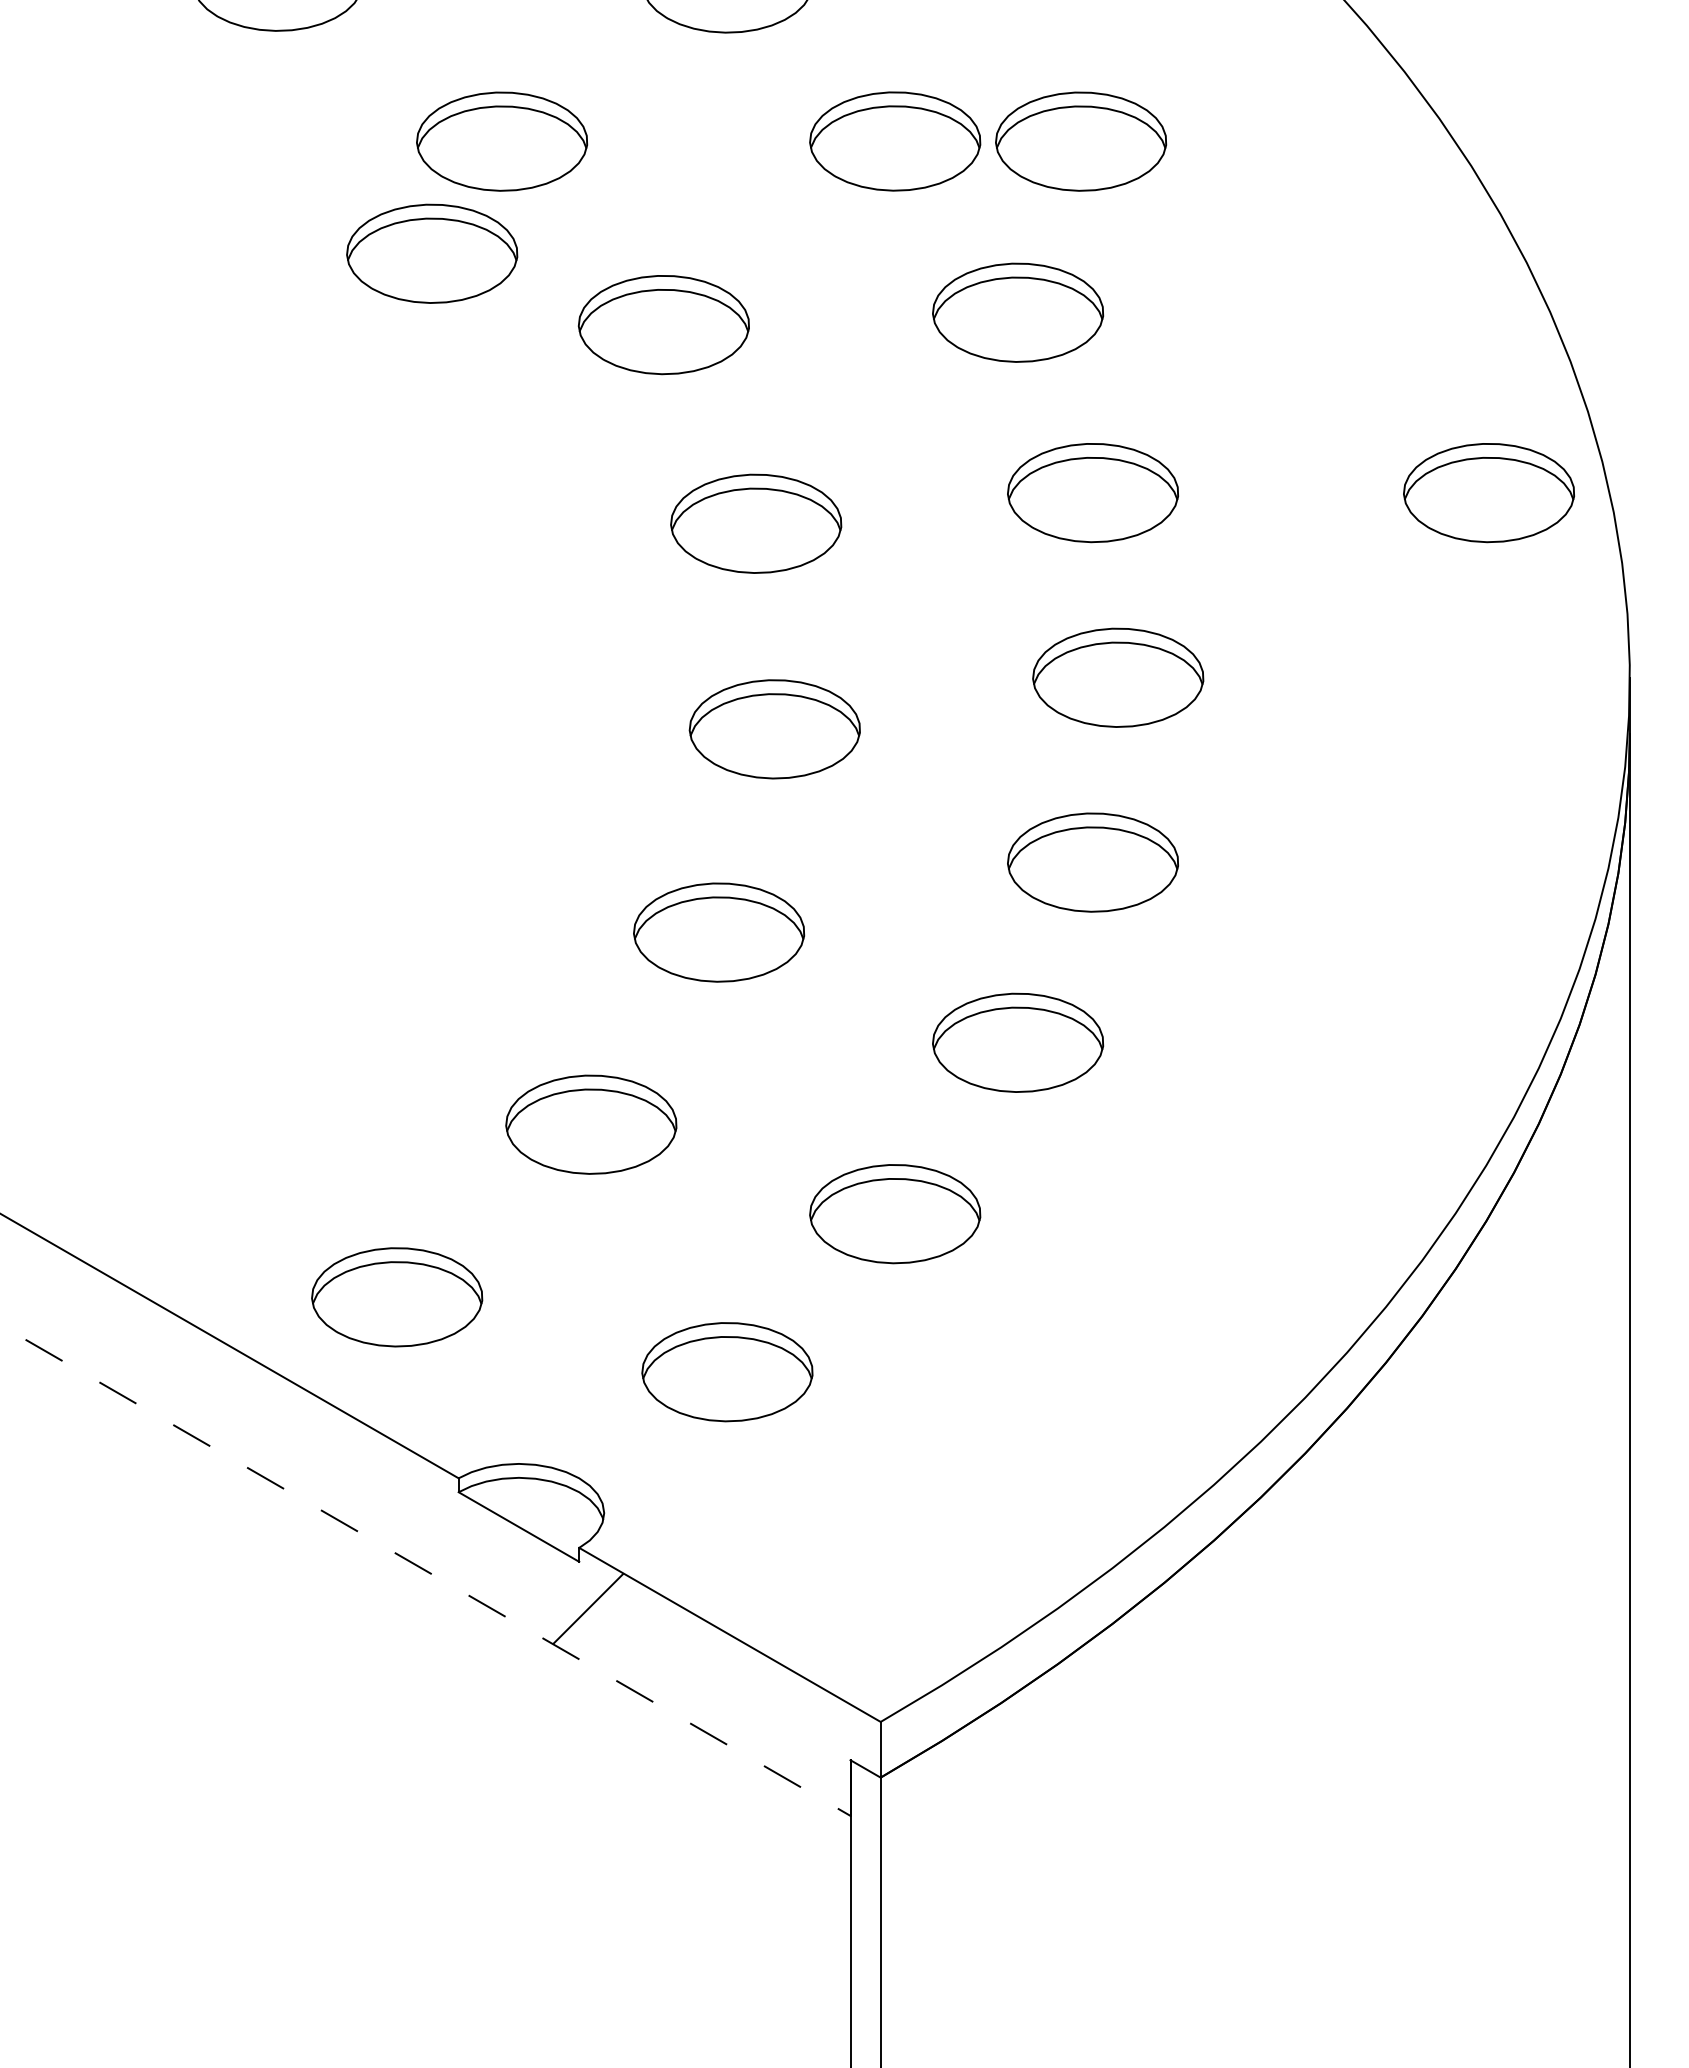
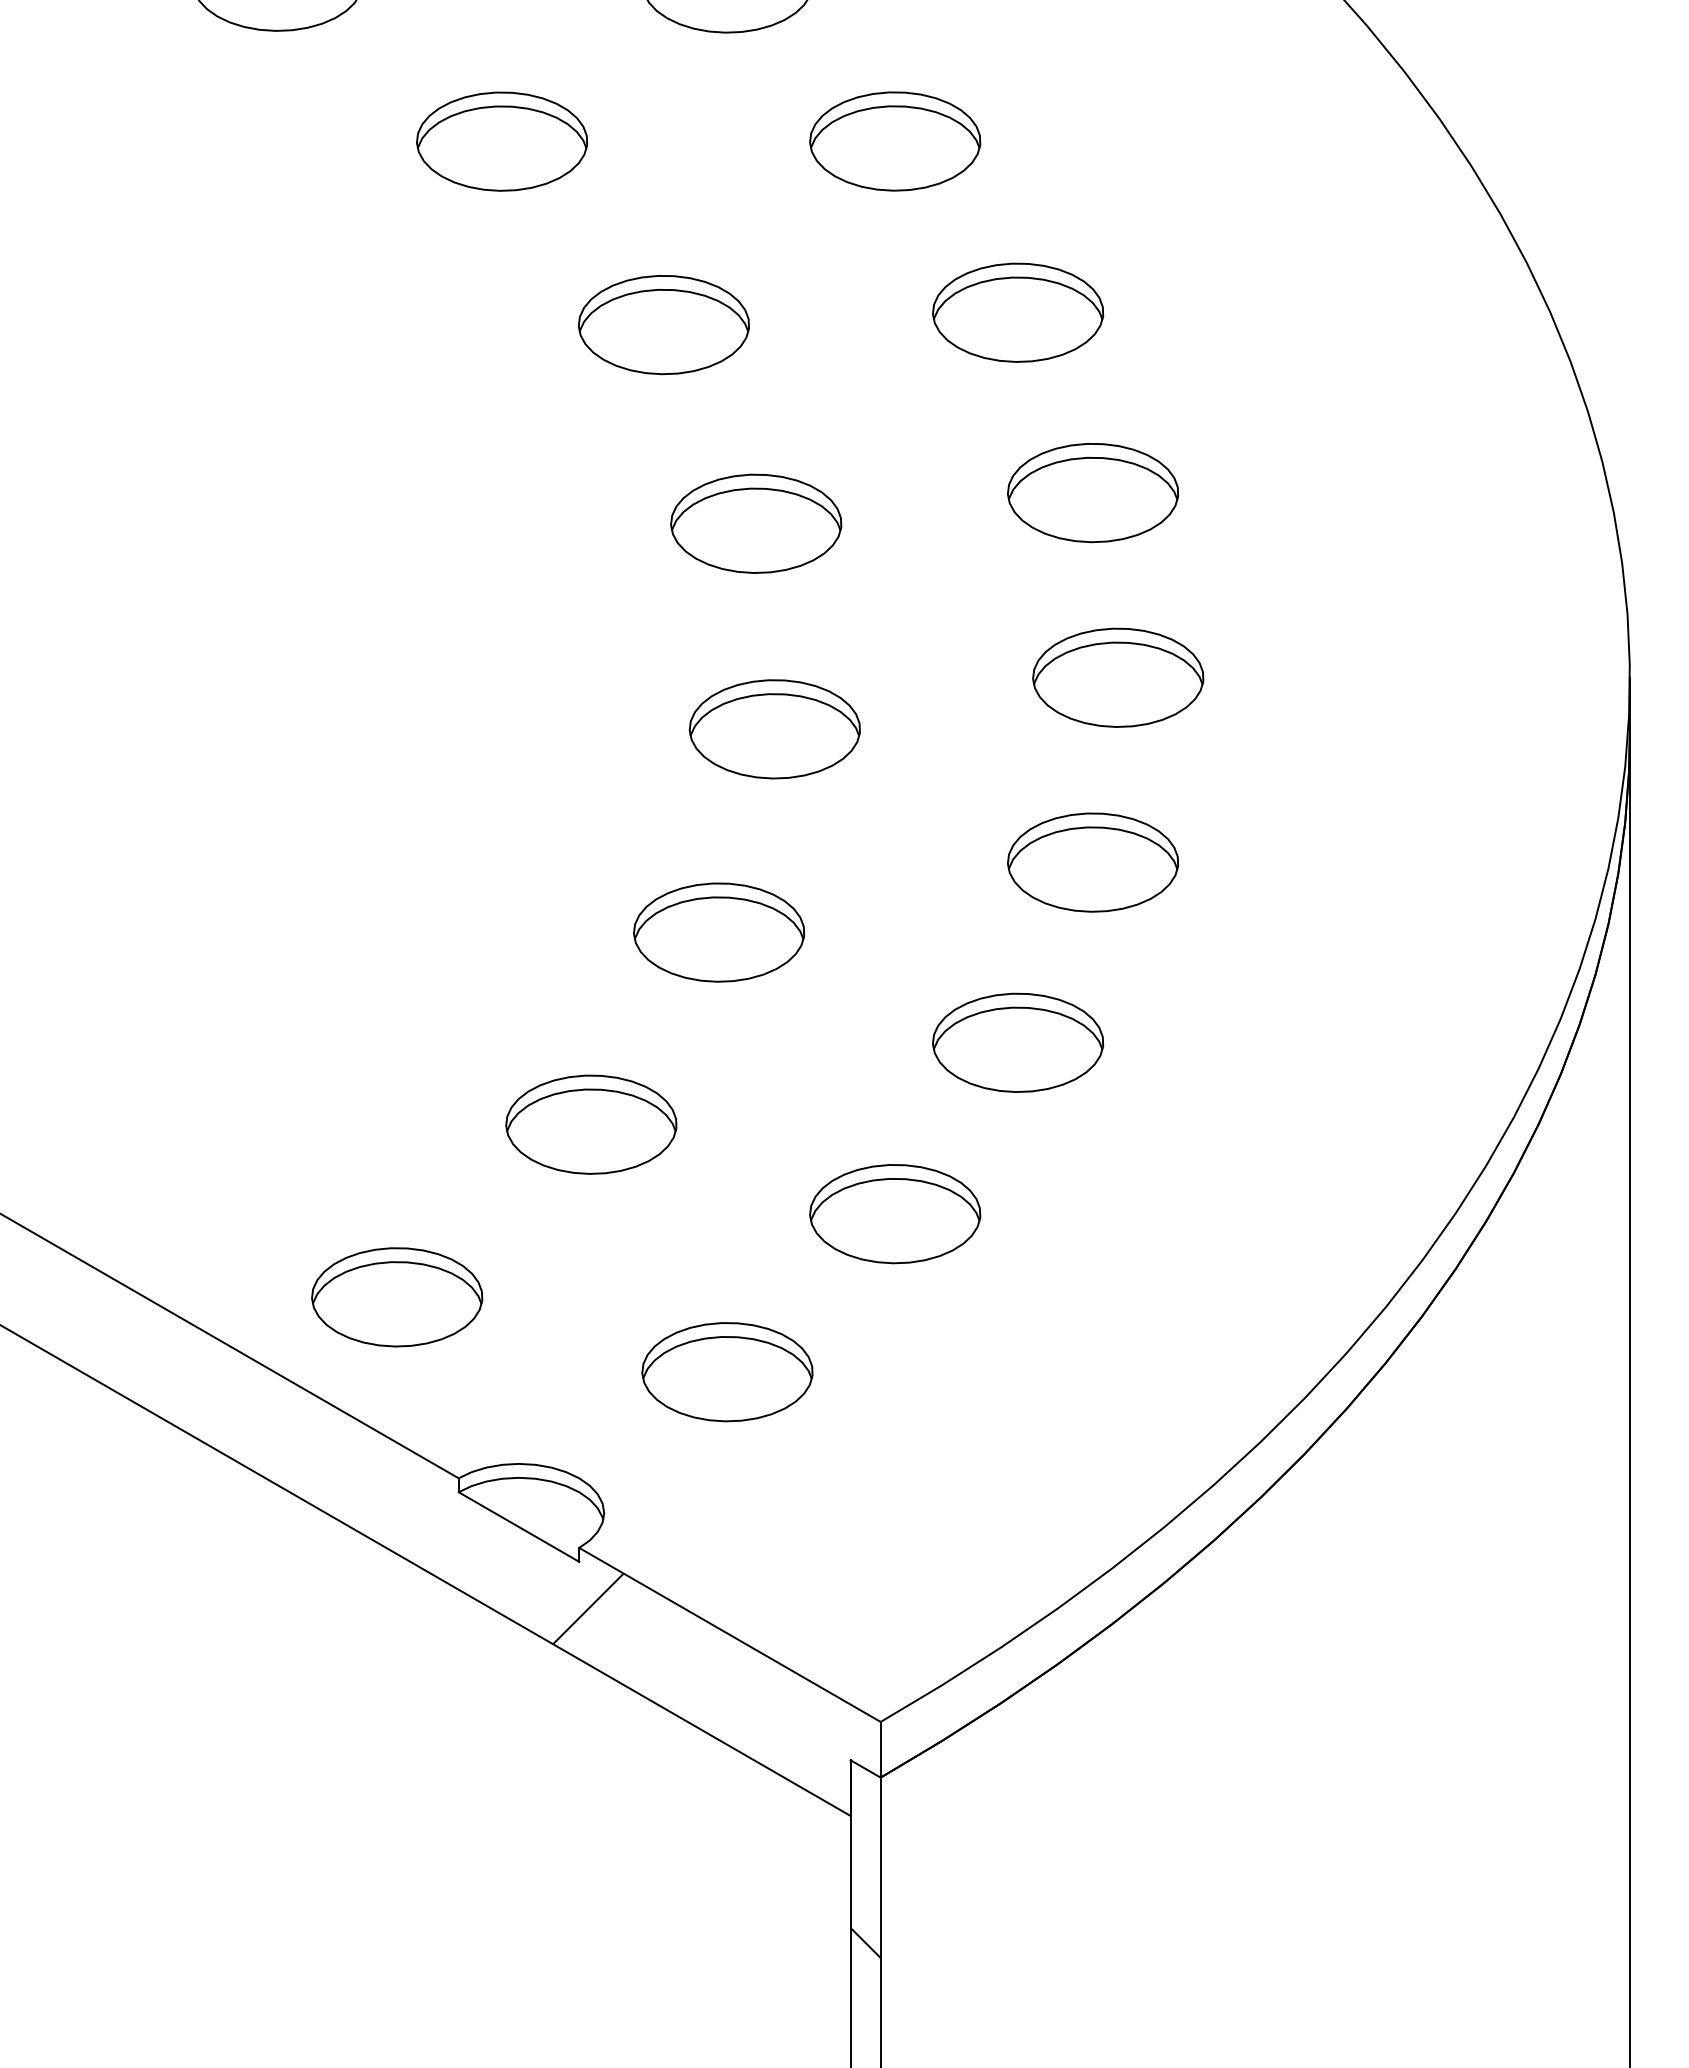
part: present -> none (1081, 141)
part: present -> none (432, 253)
part: present -> none (1488, 493)
line: dashed -> solid (425, 1570)
hatch: none -> present (865, 1942)
